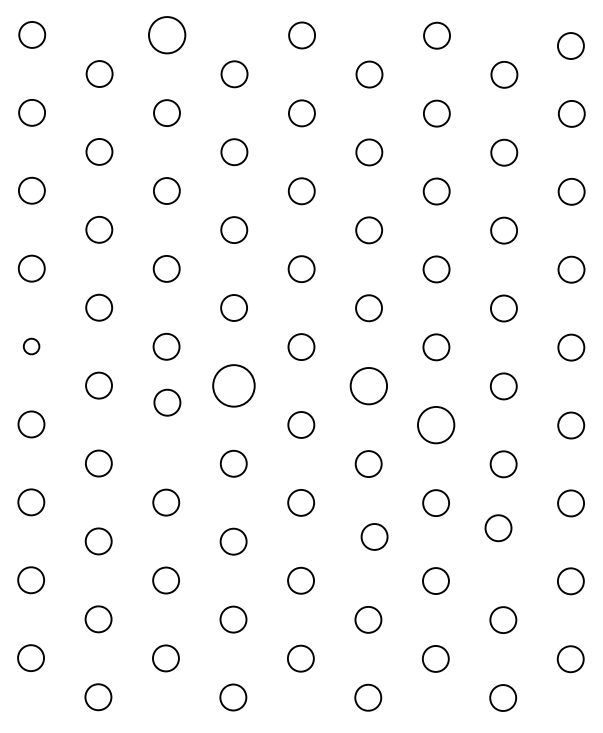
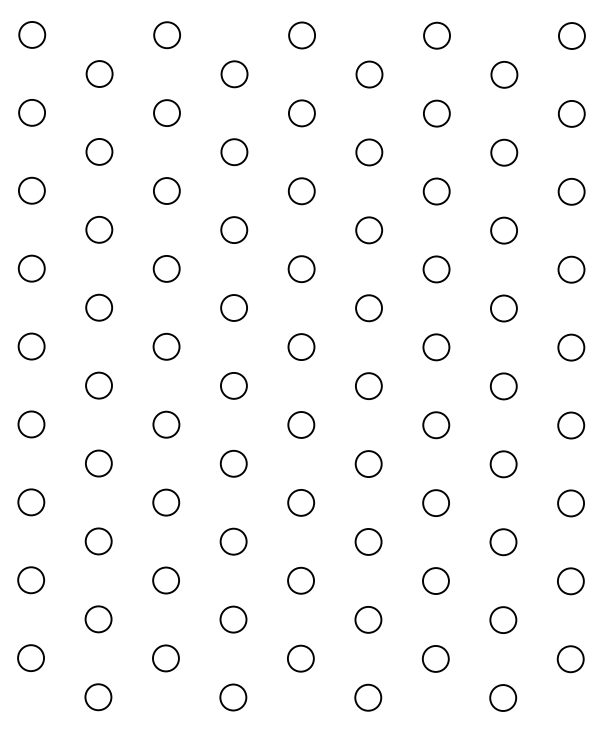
circle diameter: 36 px -> 26 px (167, 35)
circle position: (570, 45) -> (571, 35) (571, 35)
circle size: 19x19 px -> 29x29 px (31, 346)
circle diameter: 42 px -> 26 px (233, 385)
circle diameter: 36 px -> 26 px (368, 386)
circle position: (167, 402) -> (166, 424) (166, 424)
circle size: 39x39 px -> 29x29 px (436, 425)
circle position: (498, 528) -> (503, 542) (503, 542)
circle position: (374, 536) -> (368, 541) (368, 541)
